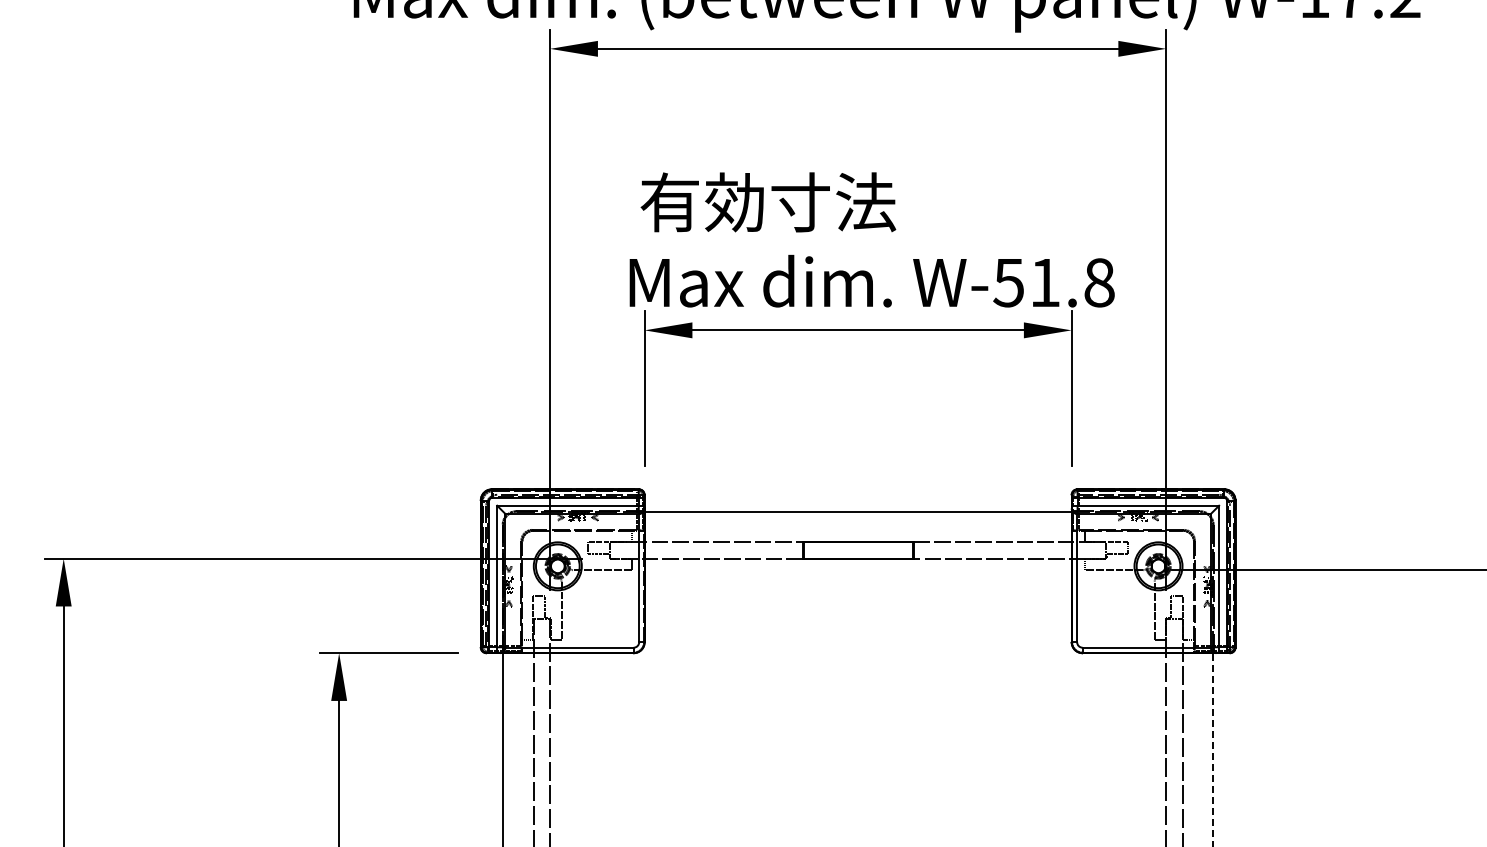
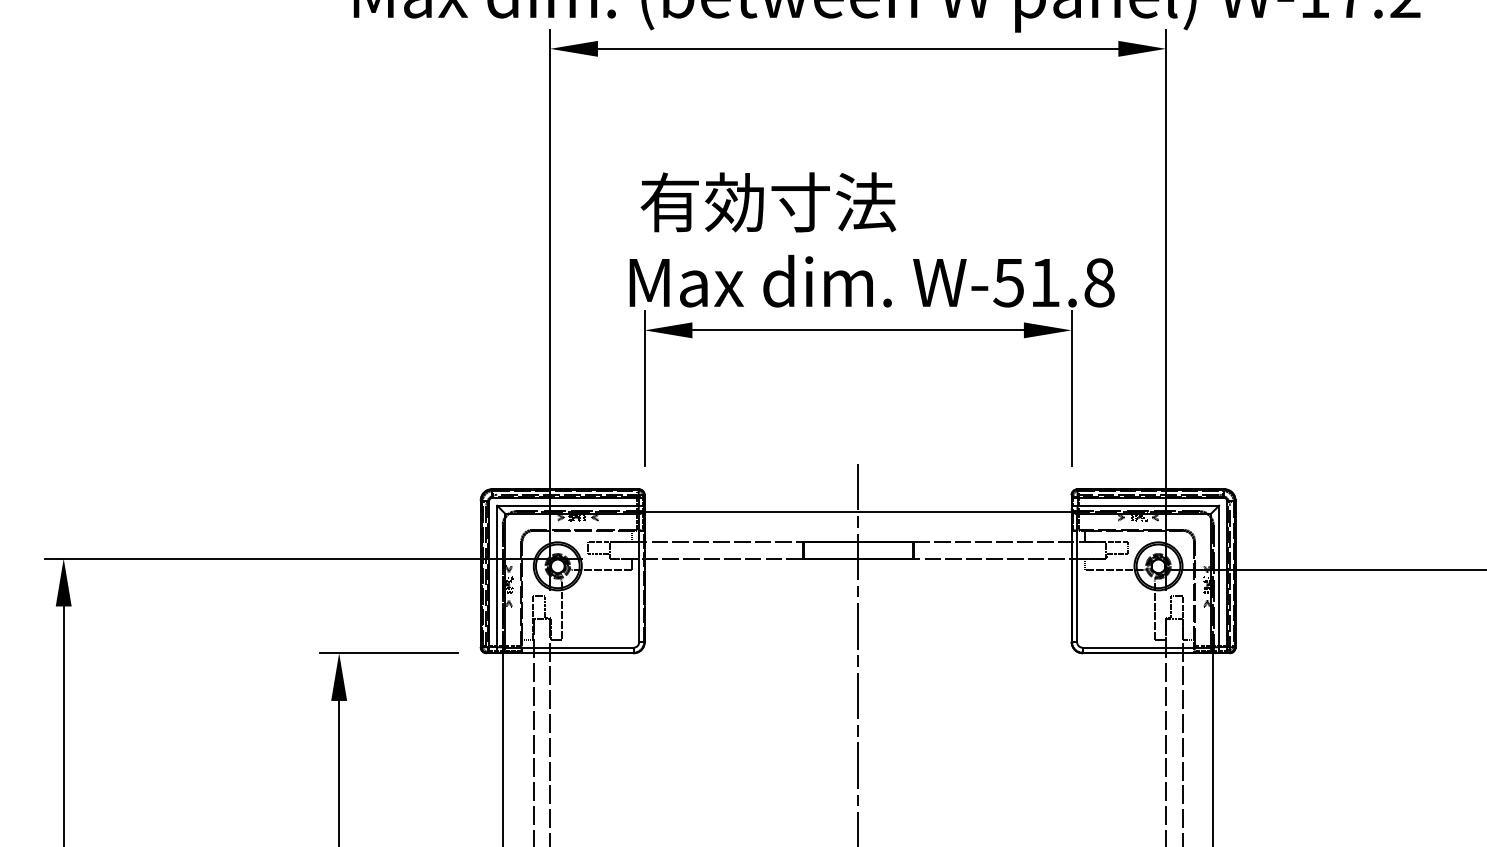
line: none -> present (858, 653)
line: dashed -> solid (1213, 749)
